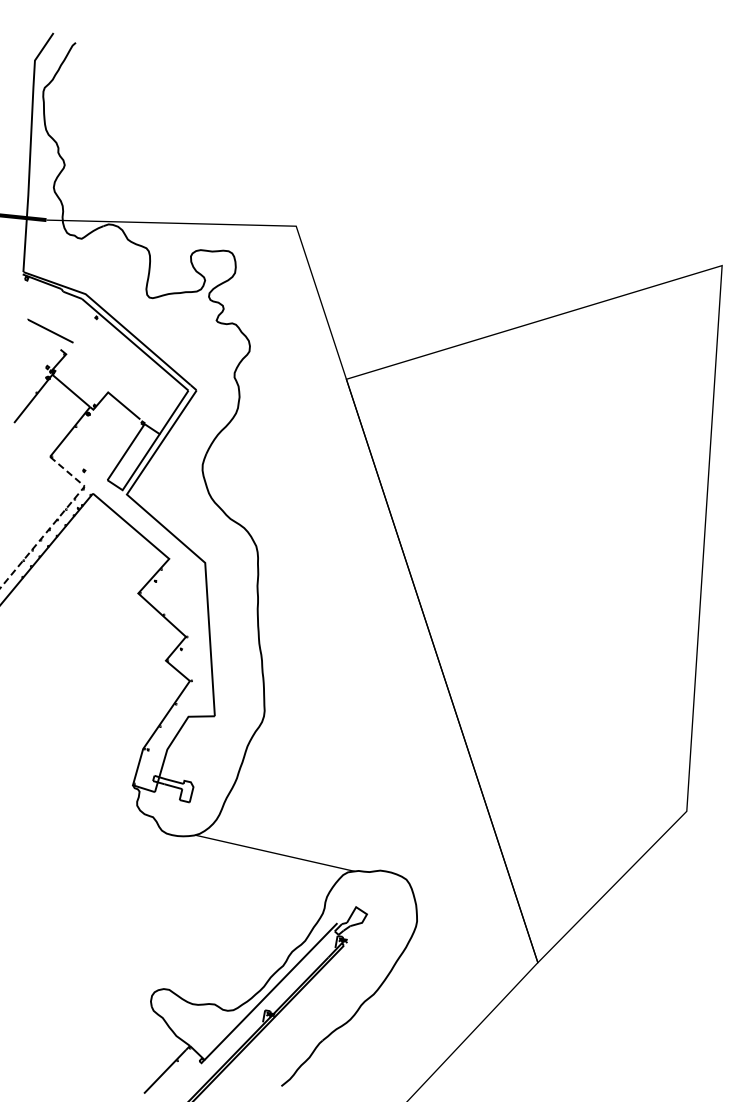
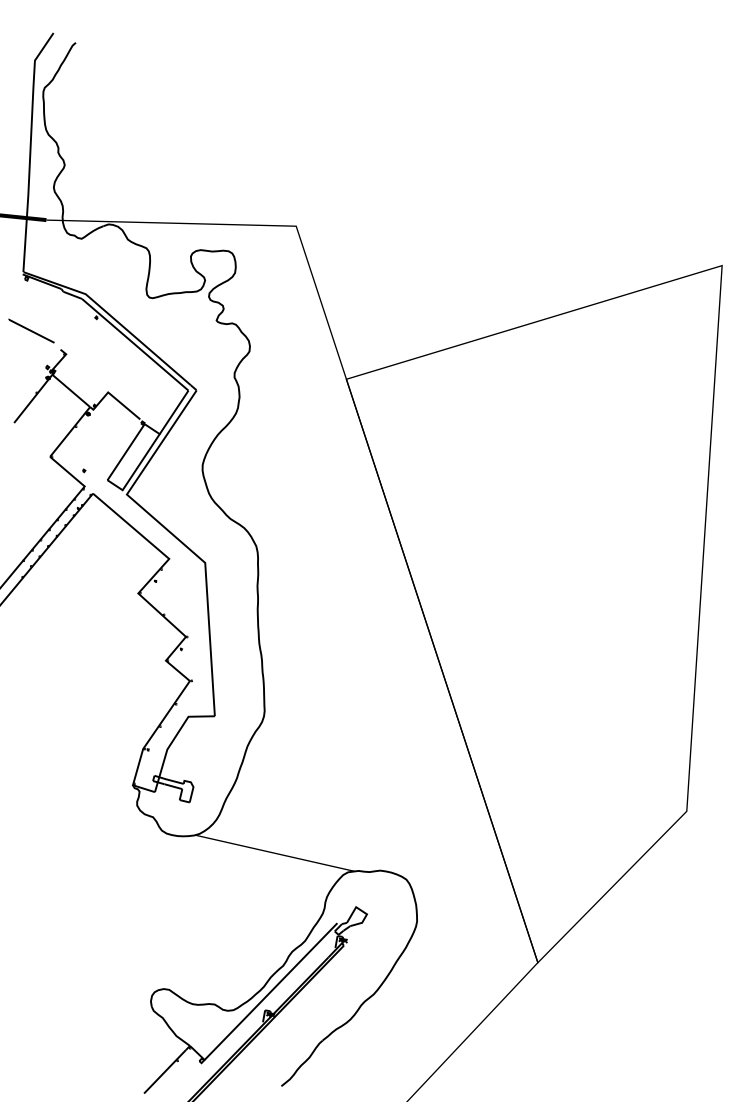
line position: (50, 330) -> (31, 330) (31, 330)
line: dashed -> solid (57, 519)
